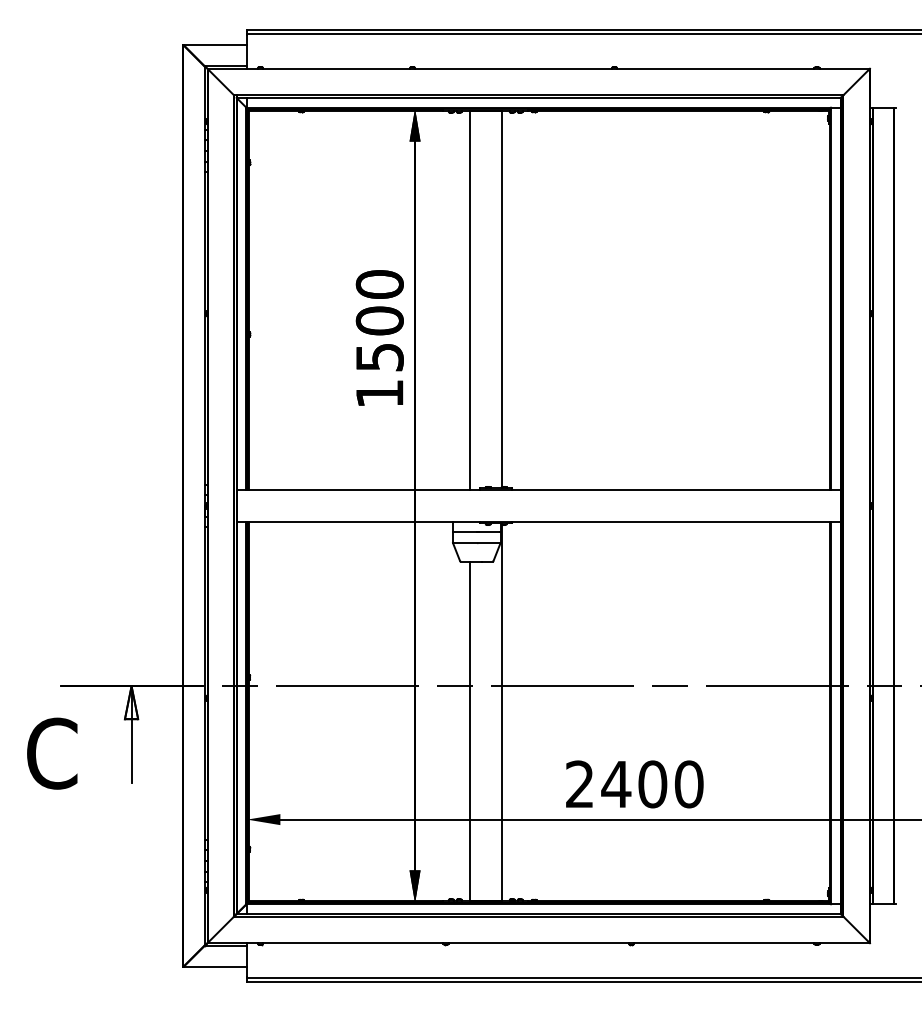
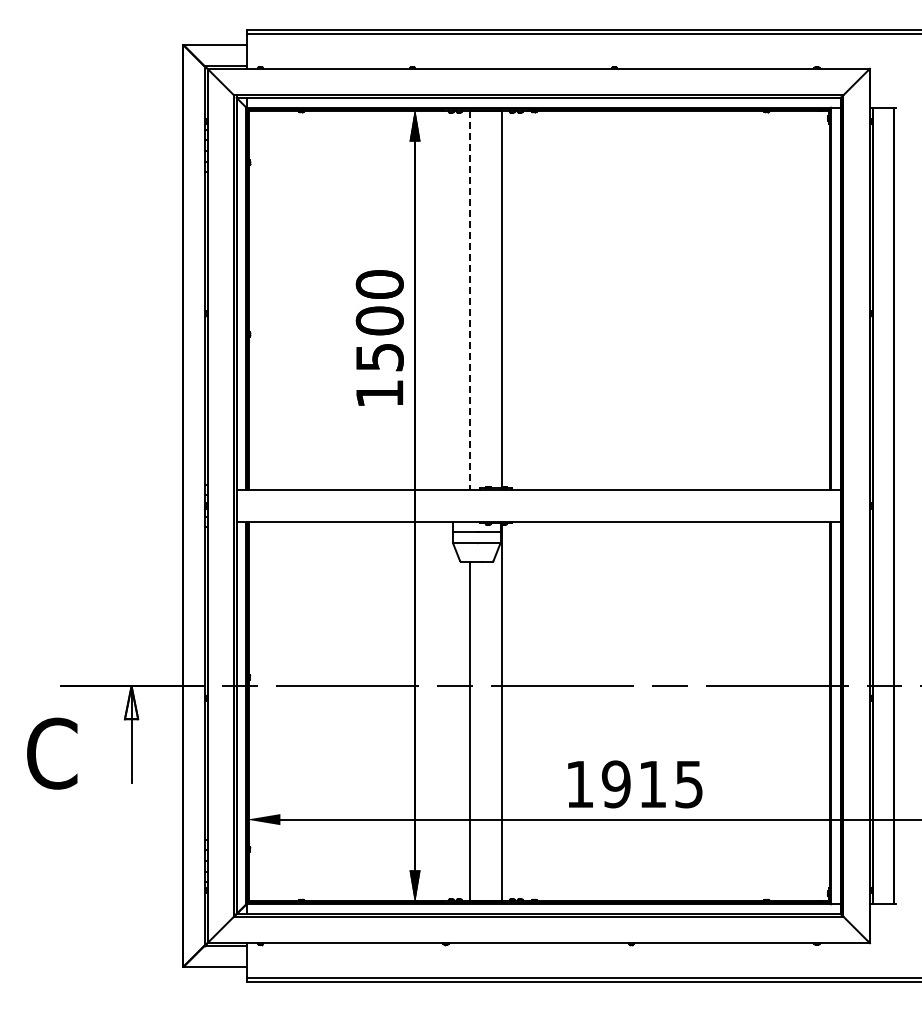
line: solid -> dashed (469, 301)
text: 2400 -> 1915 (634, 784)
